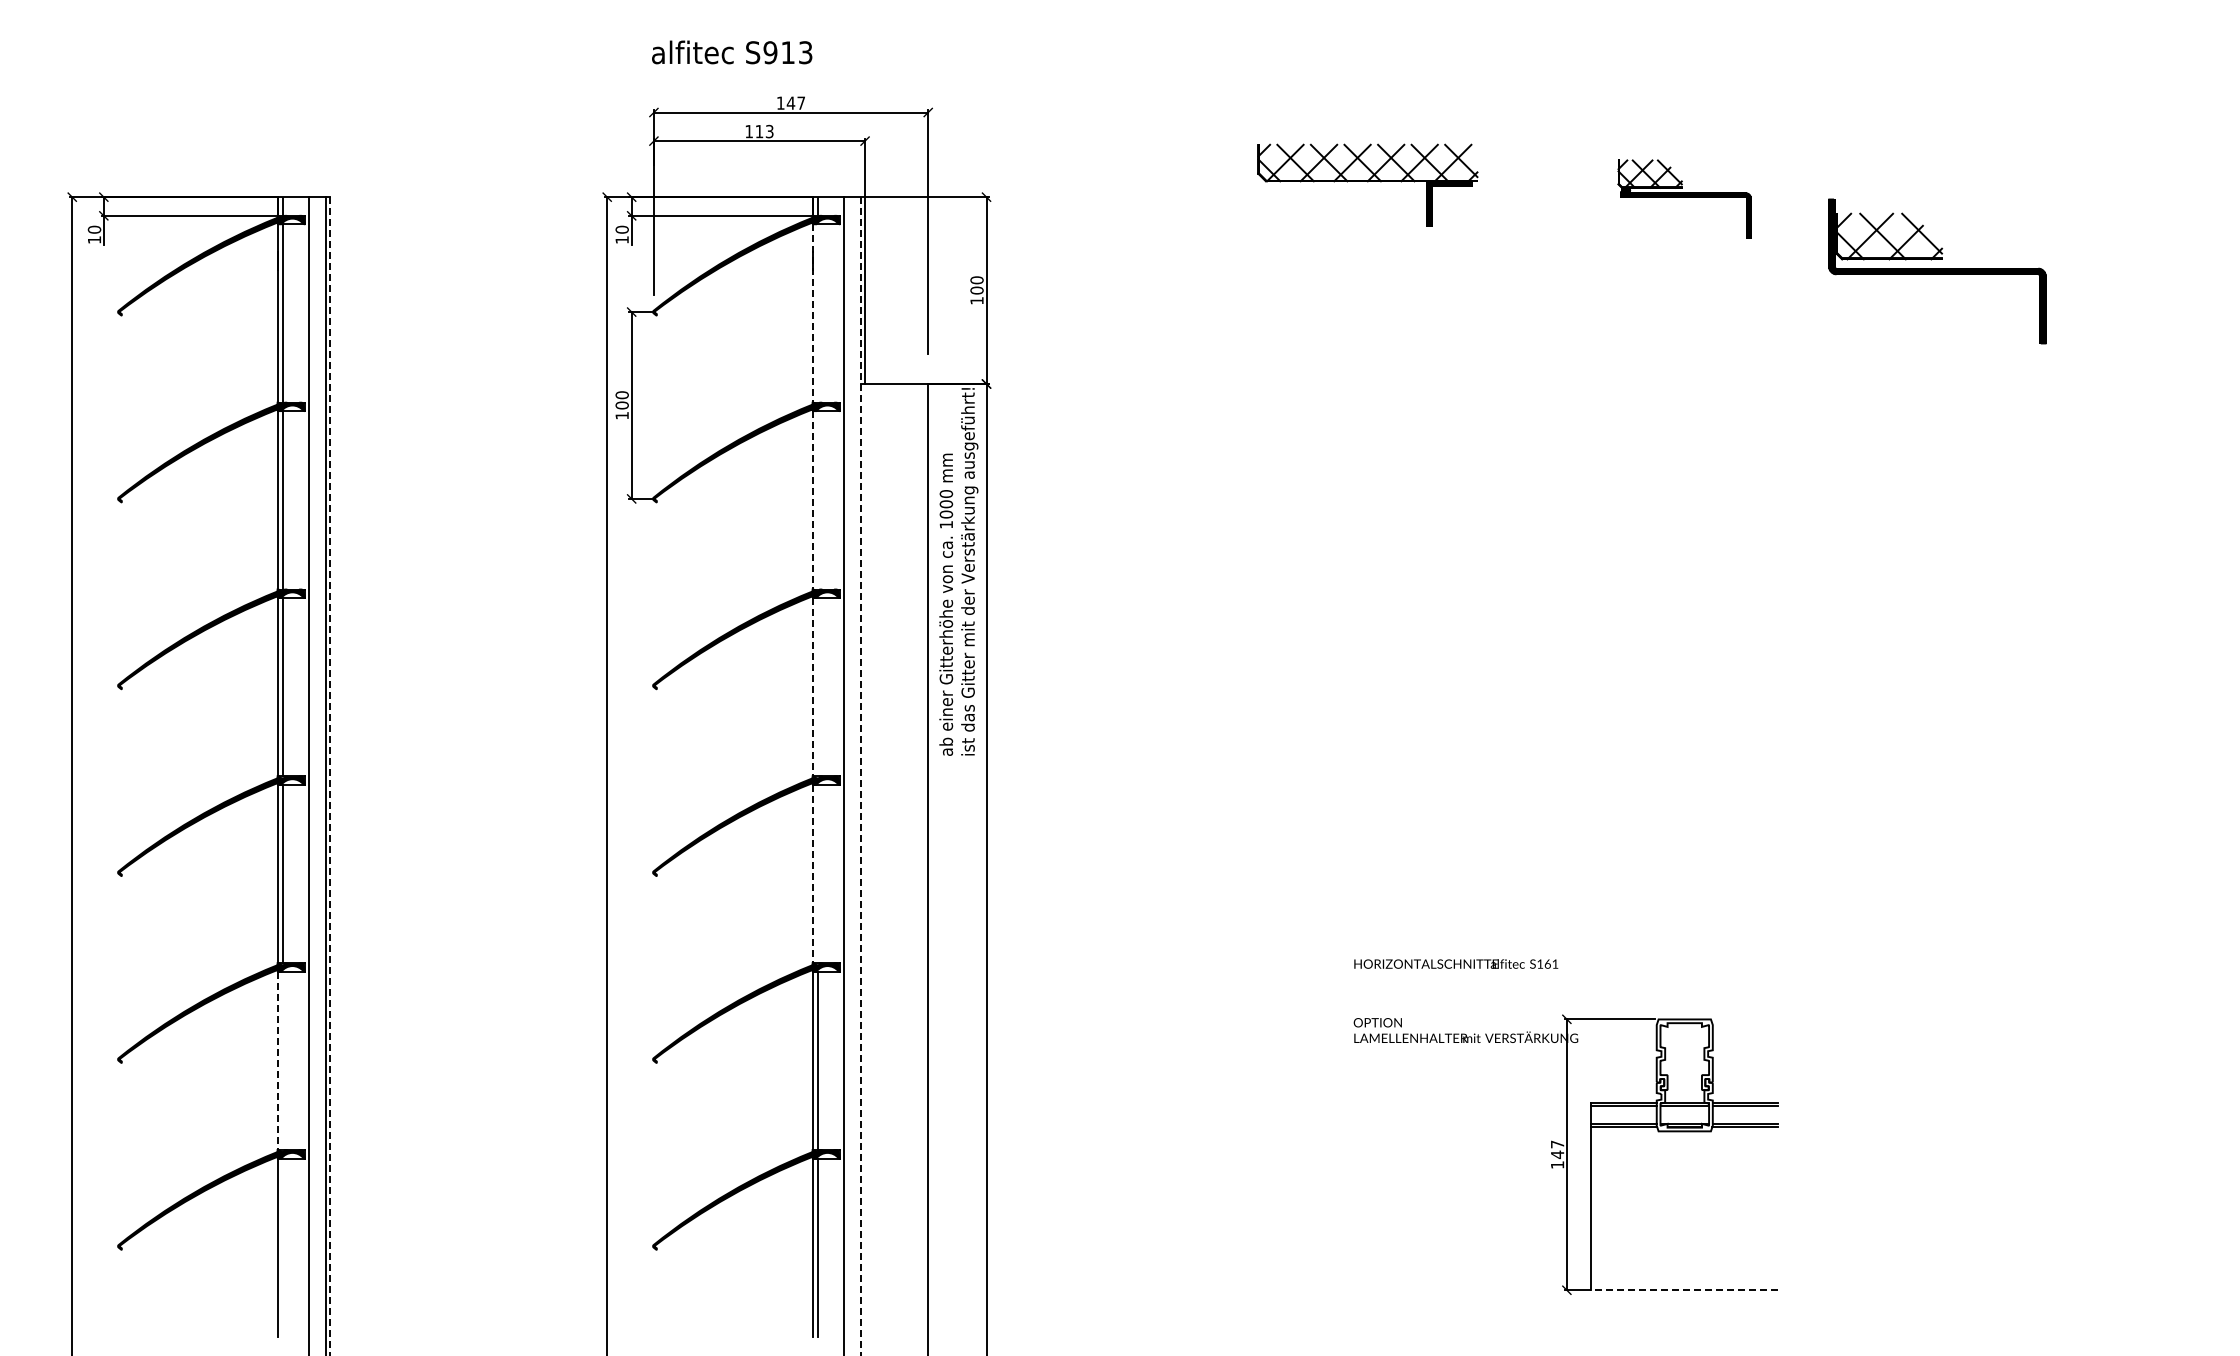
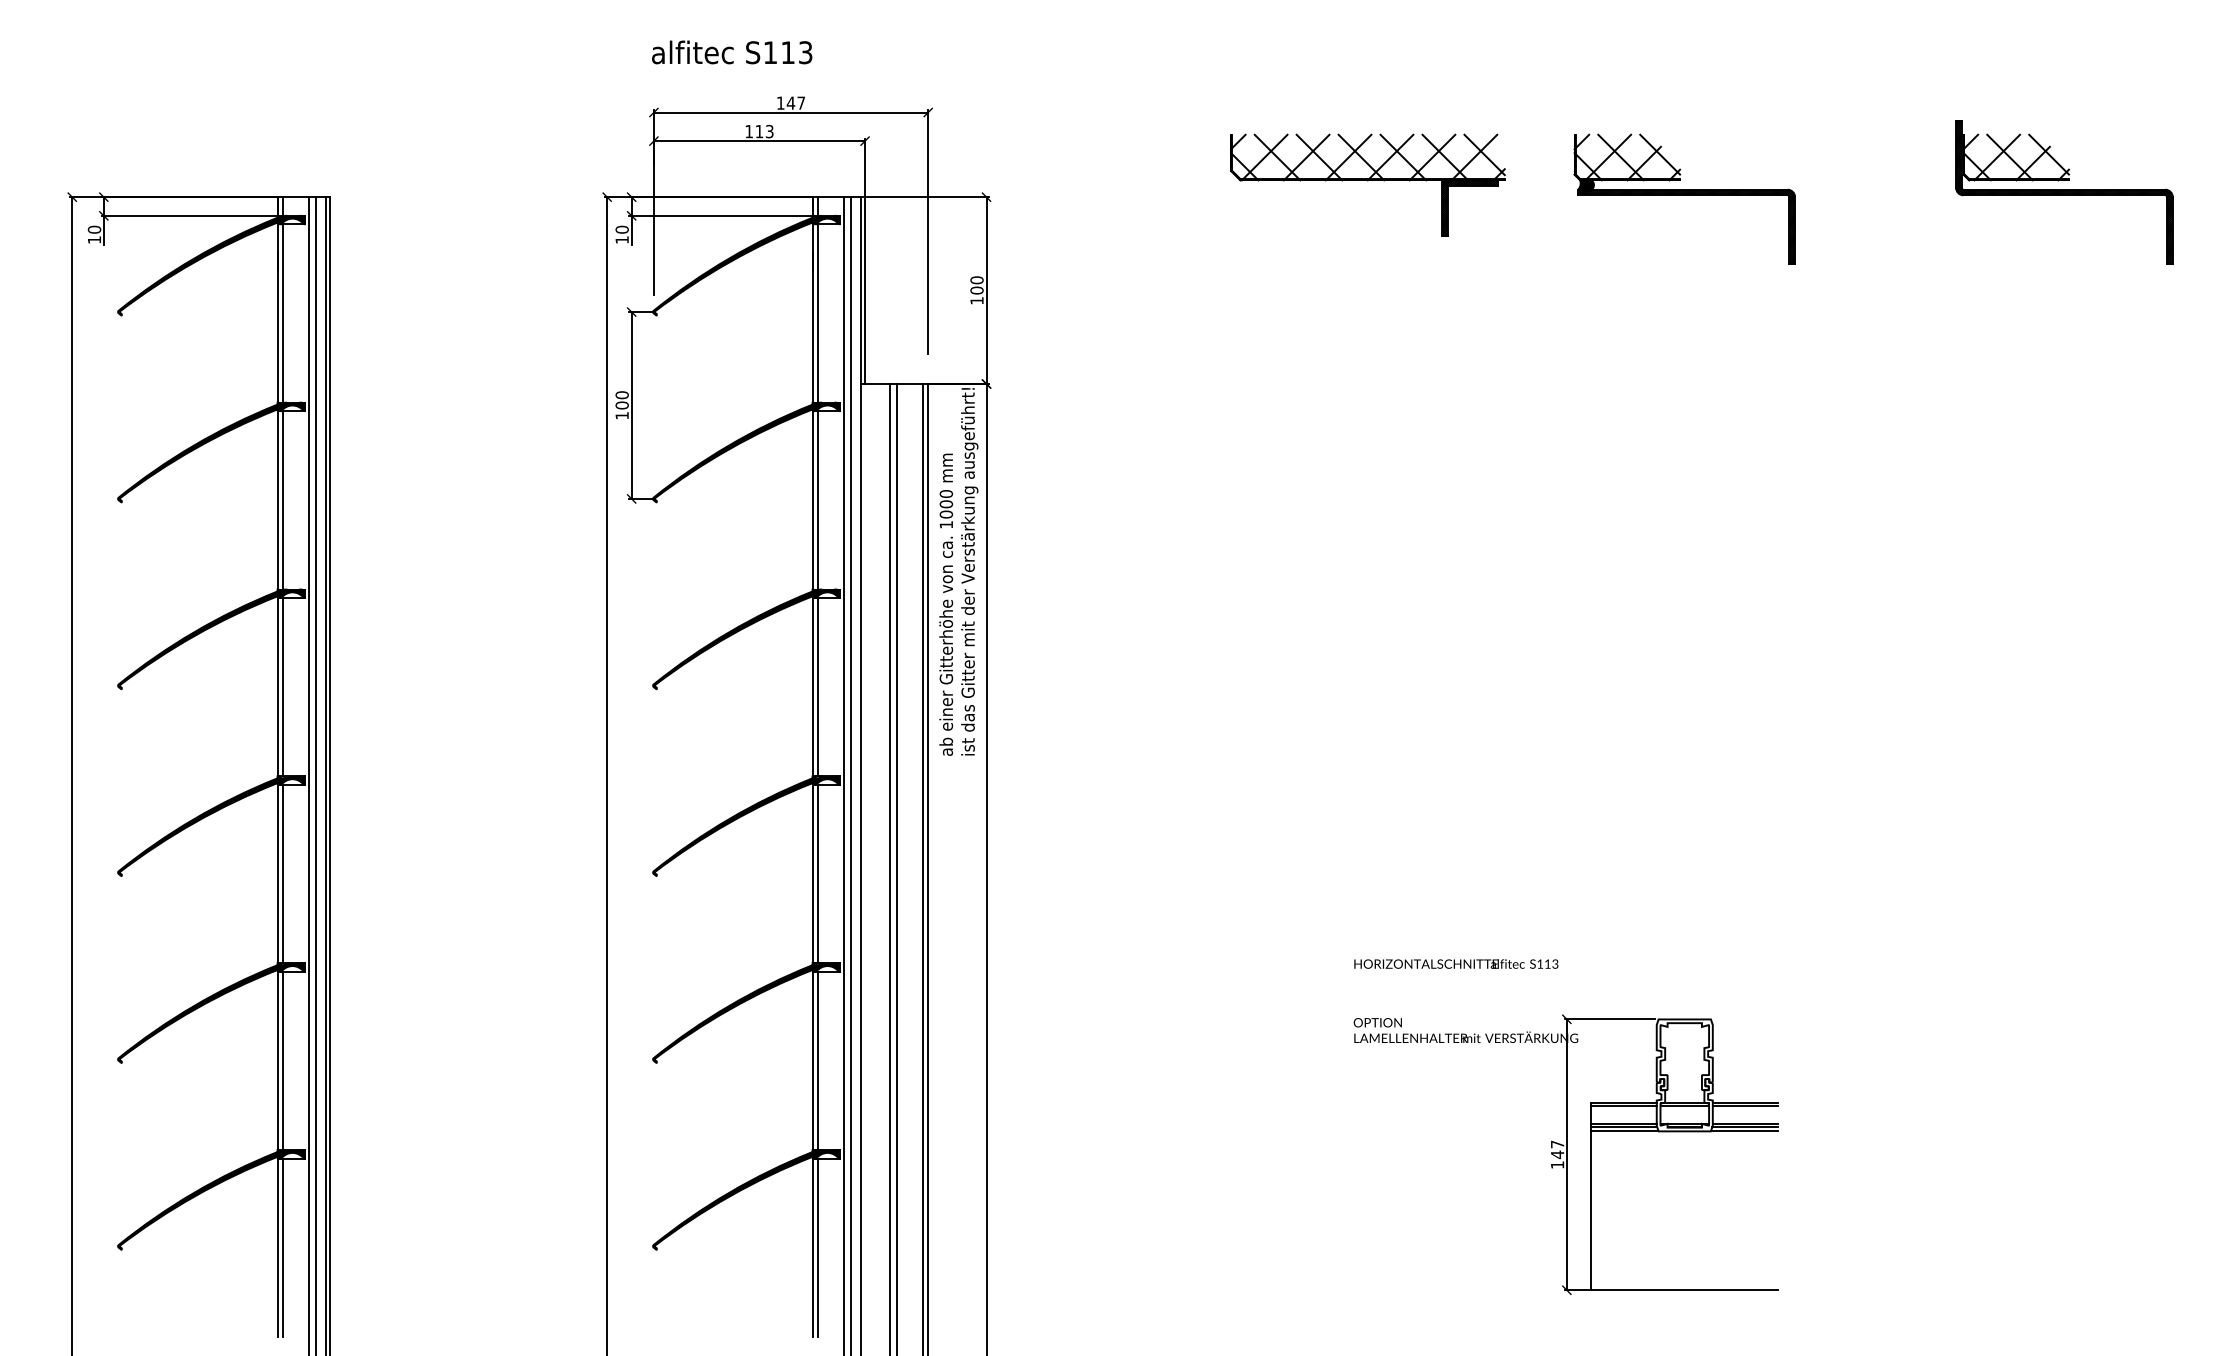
text: S913 -> S113 (770, 52)
part size: 222x84 px -> 276x104 px (1367, 184)
part size: 135x80 px -> 223x132 px (1684, 198)
part position: (1937, 271) -> (2064, 192) (2064, 192)
line: dashed -> solid (812, 313)
line: none -> present (818, 313)
line: dashed -> solid (812, 500)
line: none -> present (818, 500)
line: none -> present (818, 686)
line: dashed -> solid (812, 687)
line: none -> present (316, 774)
line: none -> present (851, 774)
line: dashed -> solid (330, 776)
line: dashed -> solid (861, 776)
line: none -> present (889, 868)
line: none -> present (897, 868)
line: none -> present (922, 868)
line: none -> present (818, 873)
line: dashed -> solid (812, 874)
text: S161 -> S113 (1551, 963)
line: none -> present (283, 1060)
line: dashed -> solid (277, 1061)
line: none -> present (1624, 1130)
line: none -> present (1744, 1130)
line: none -> present (283, 1247)
line: dashed -> solid (1684, 1290)
